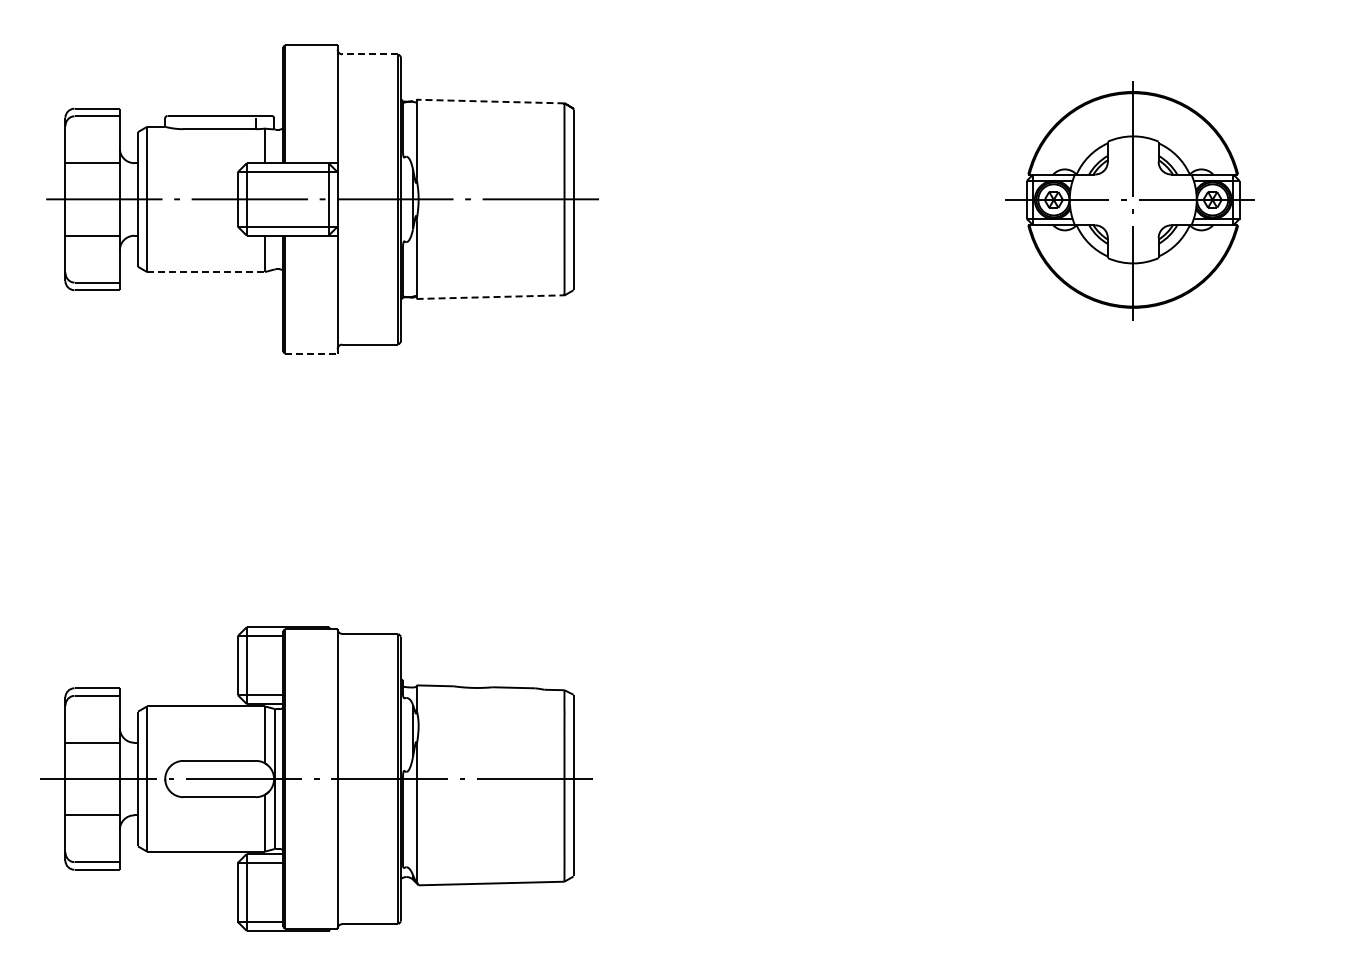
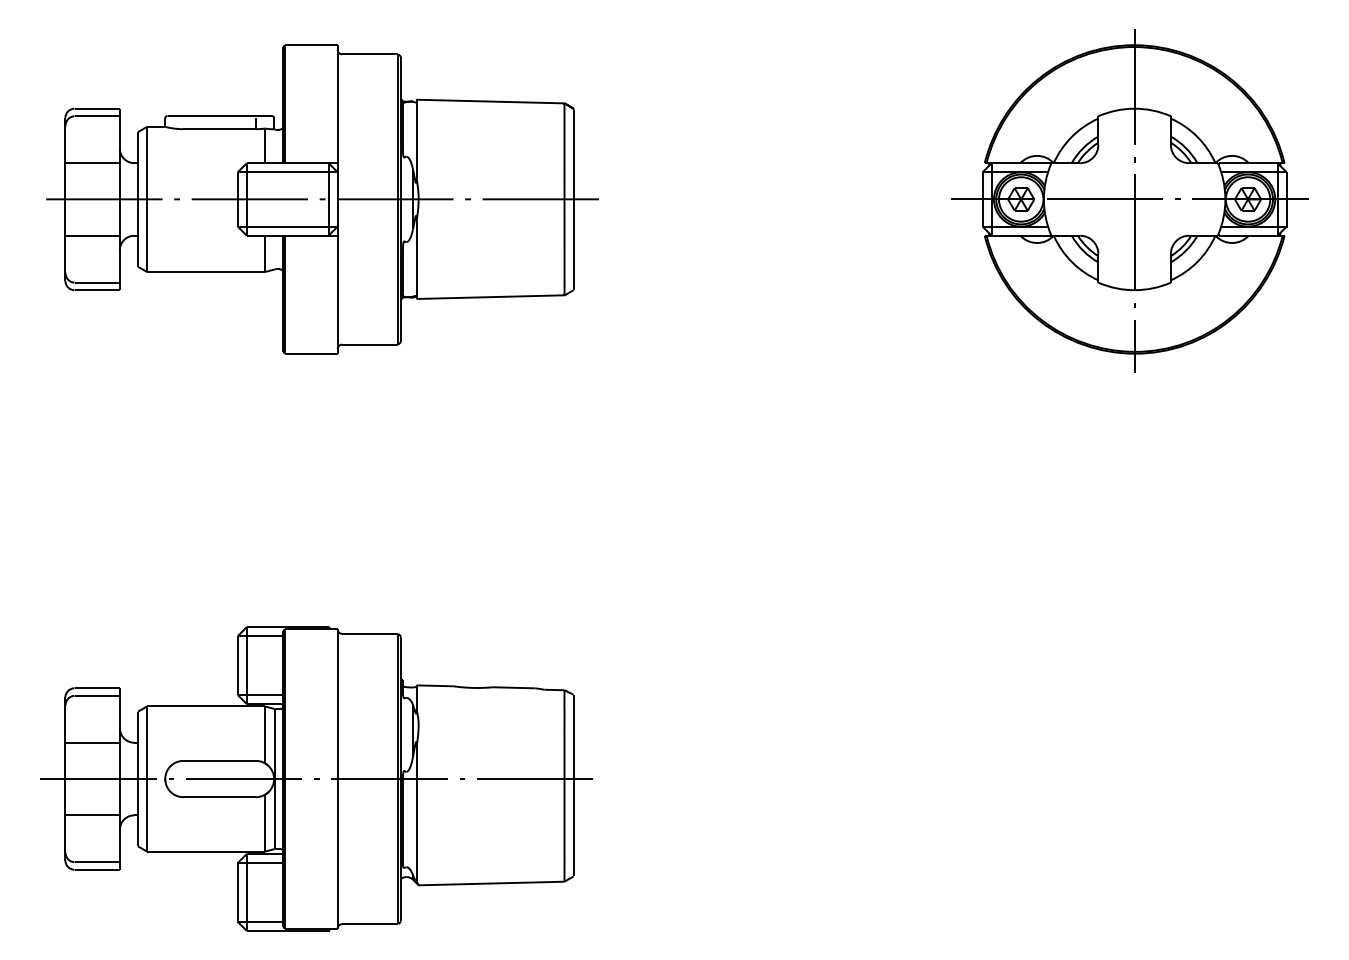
line: dashed -> solid (369, 54)
line: dashed -> solid (490, 101)
part size: 250x240 px -> 358x344 px (1129, 200)
line: dashed -> solid (206, 272)
line: dashed -> solid (490, 297)
line: dashed -> solid (311, 353)
